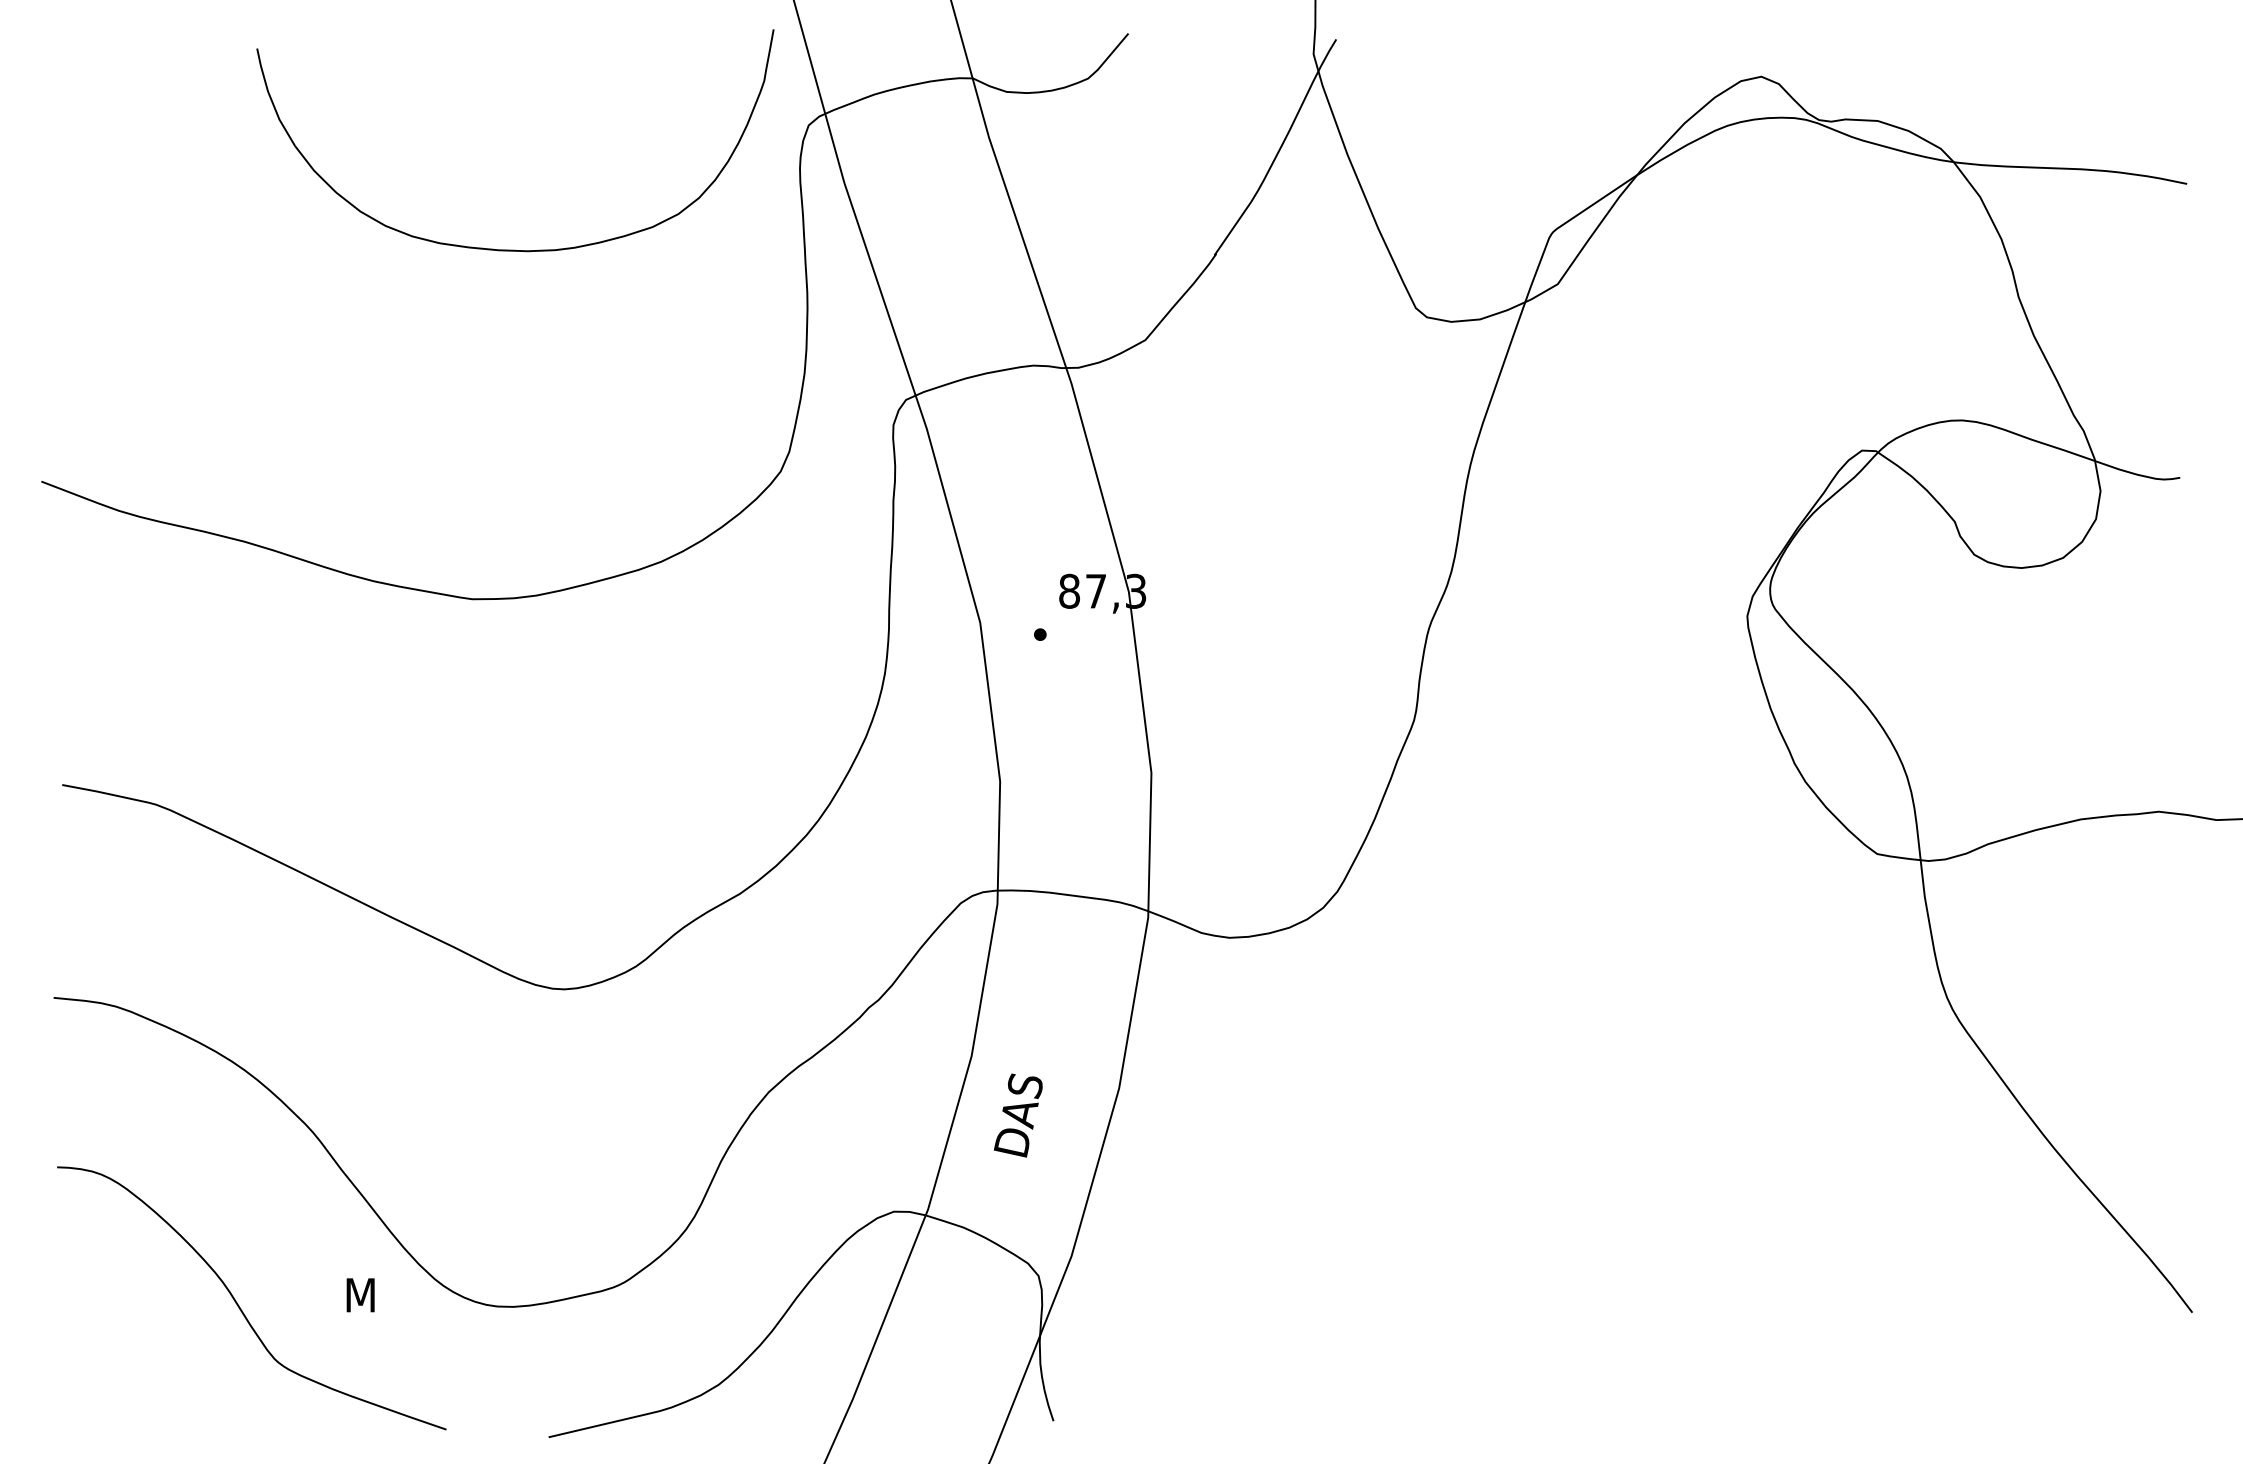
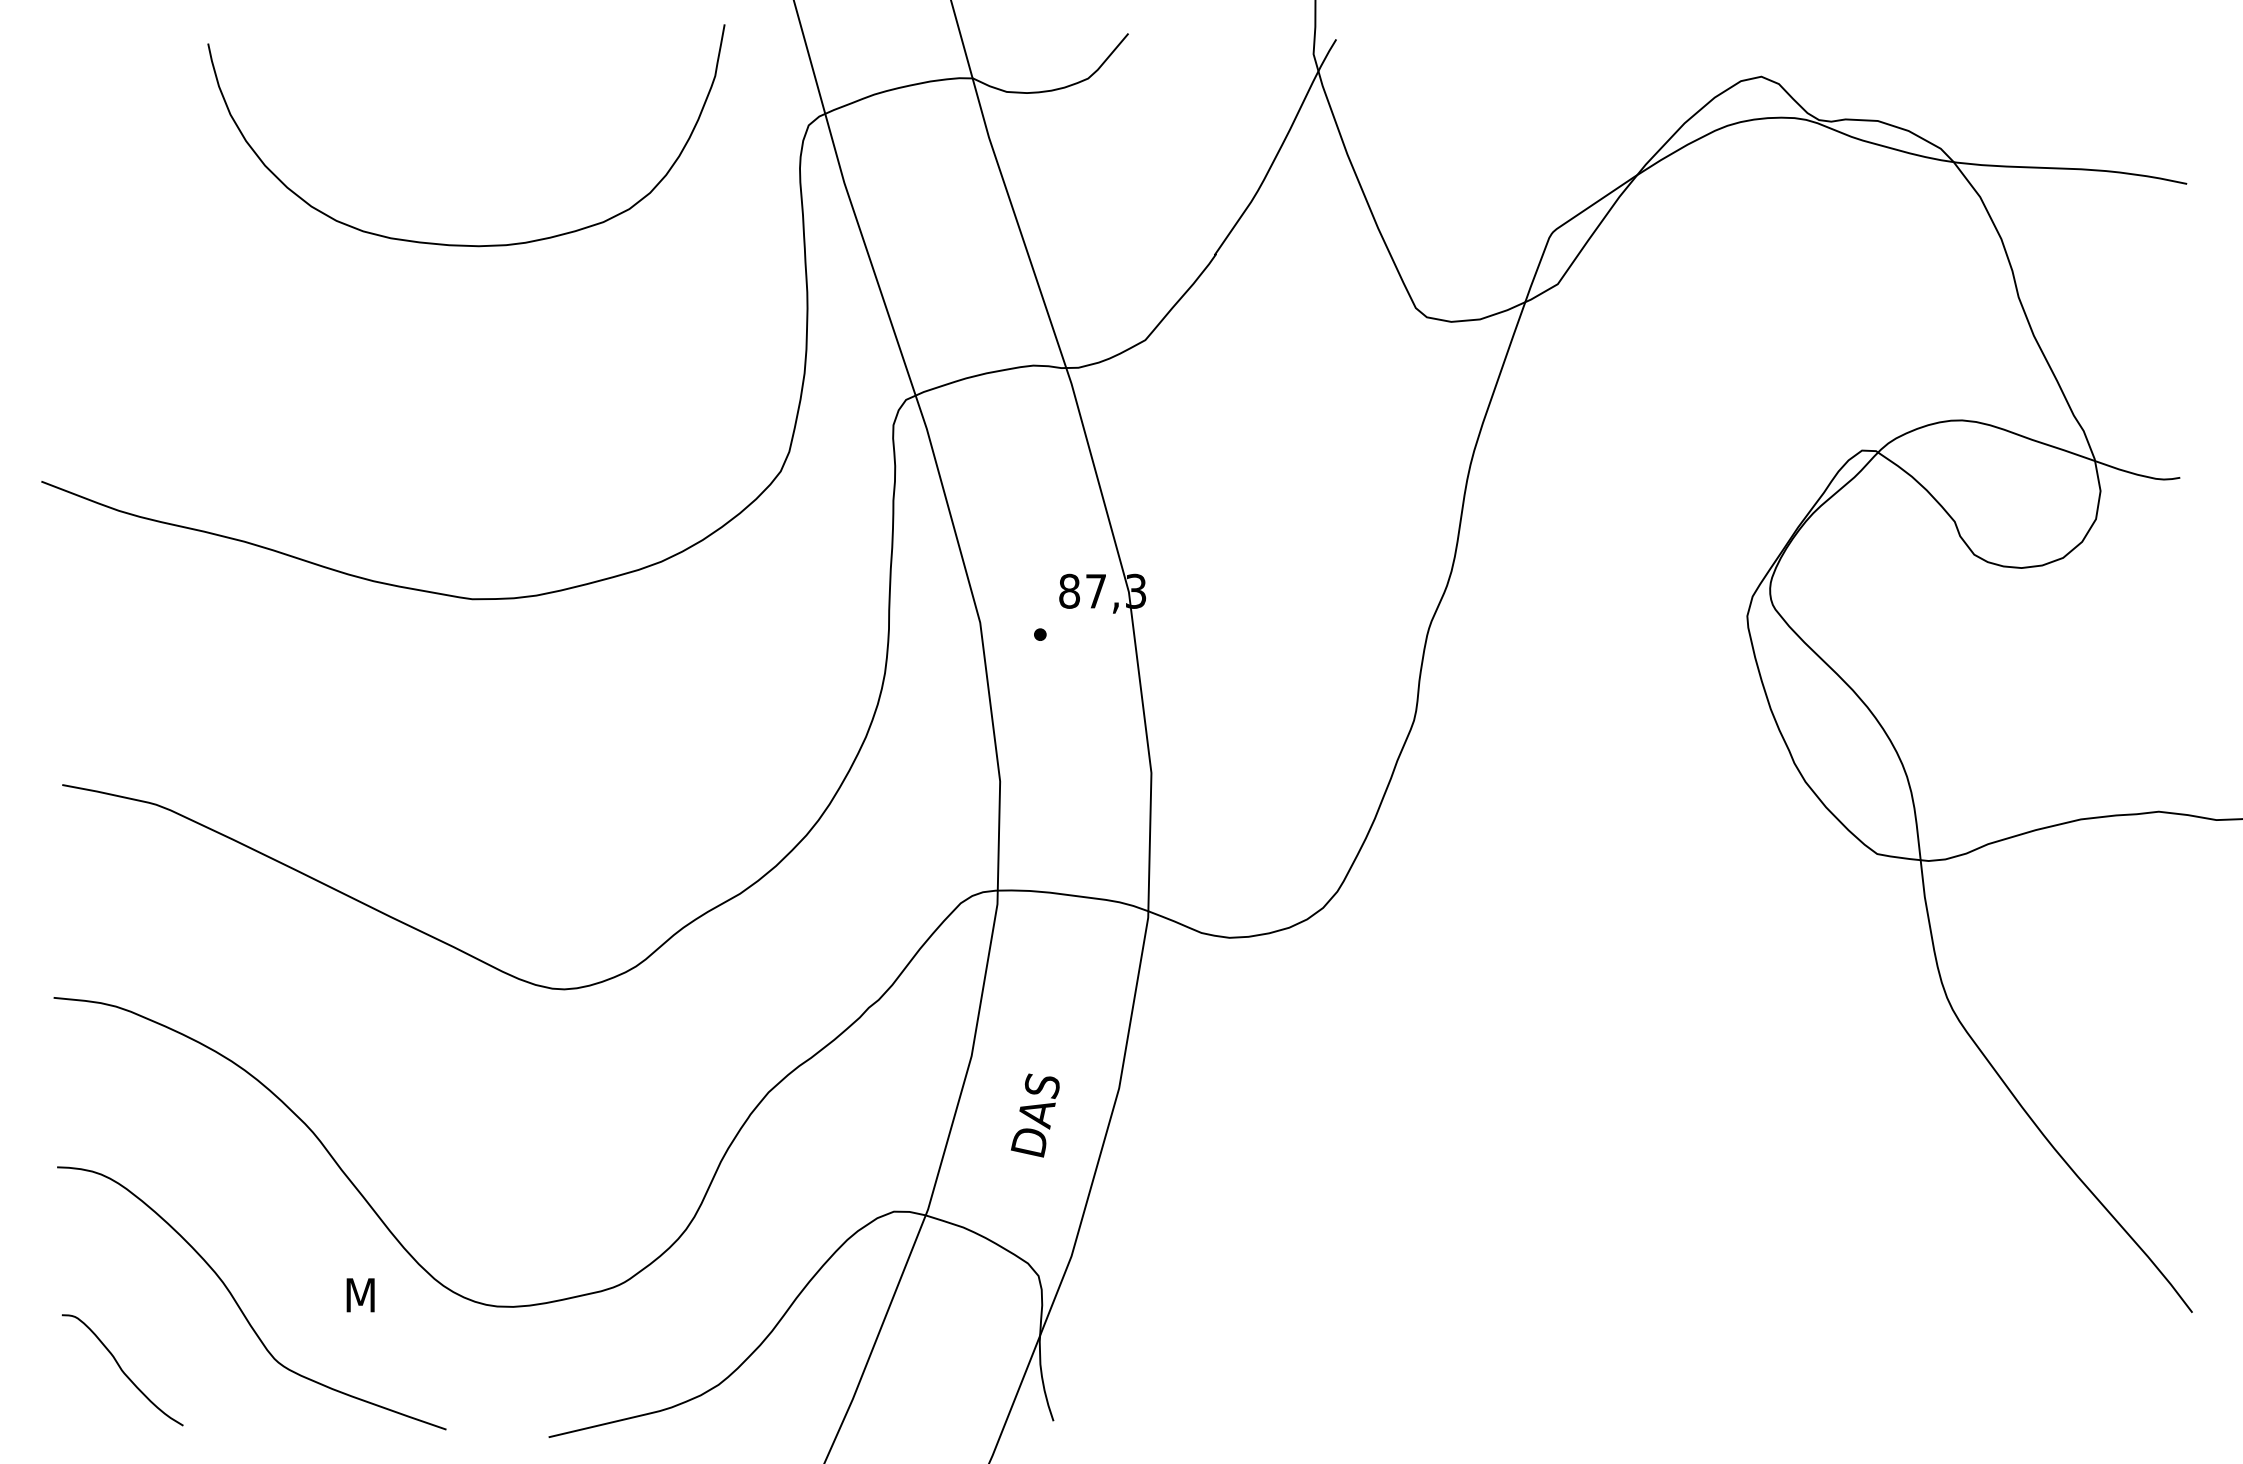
curve position: (515, 249) -> (466, 244) (466, 244)
text position: (1018, 1115) -> (1035, 1115) (1035, 1115)
curve: none -> present (122, 1370)
